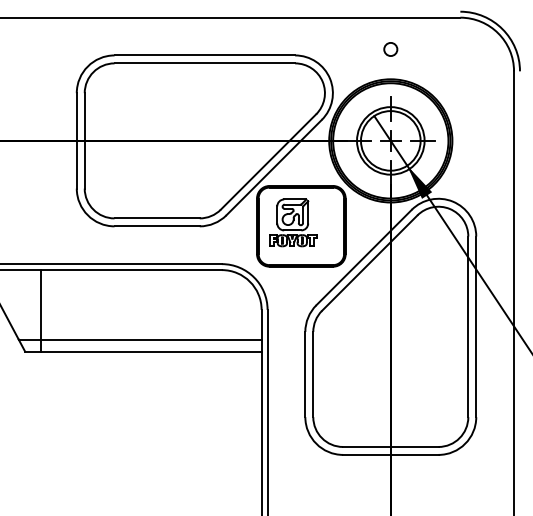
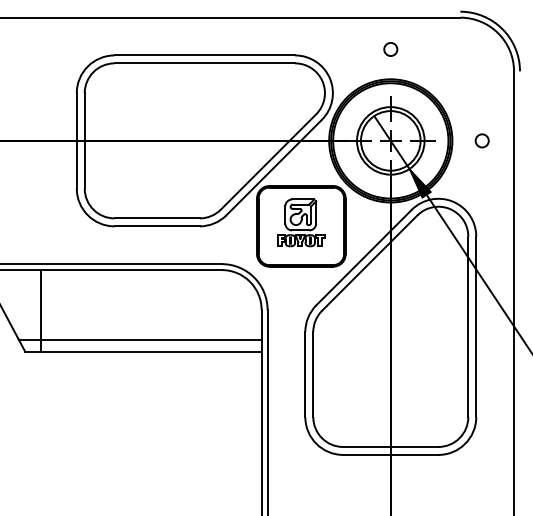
circle: none -> present (481, 140)
part position: (293, 222) -> (301, 222) (301, 222)
